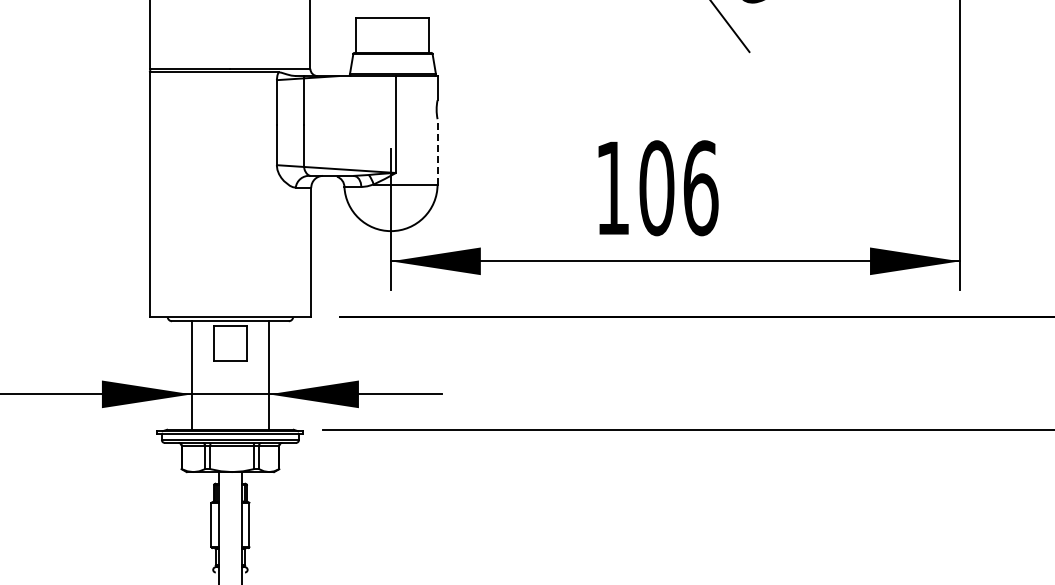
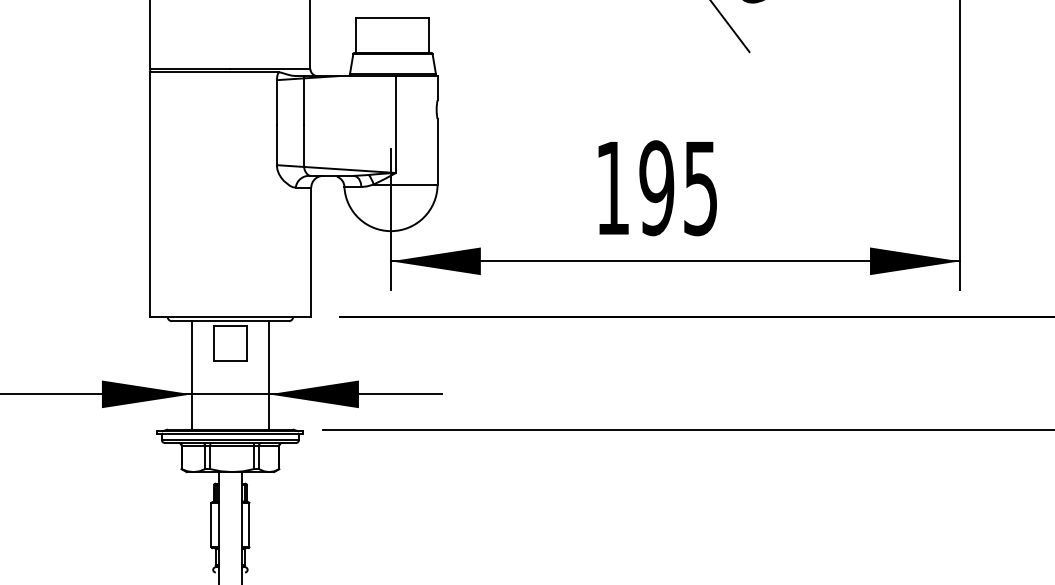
line: dashed -> solid (437, 151)
text: 106 -> 195 (678, 188)
